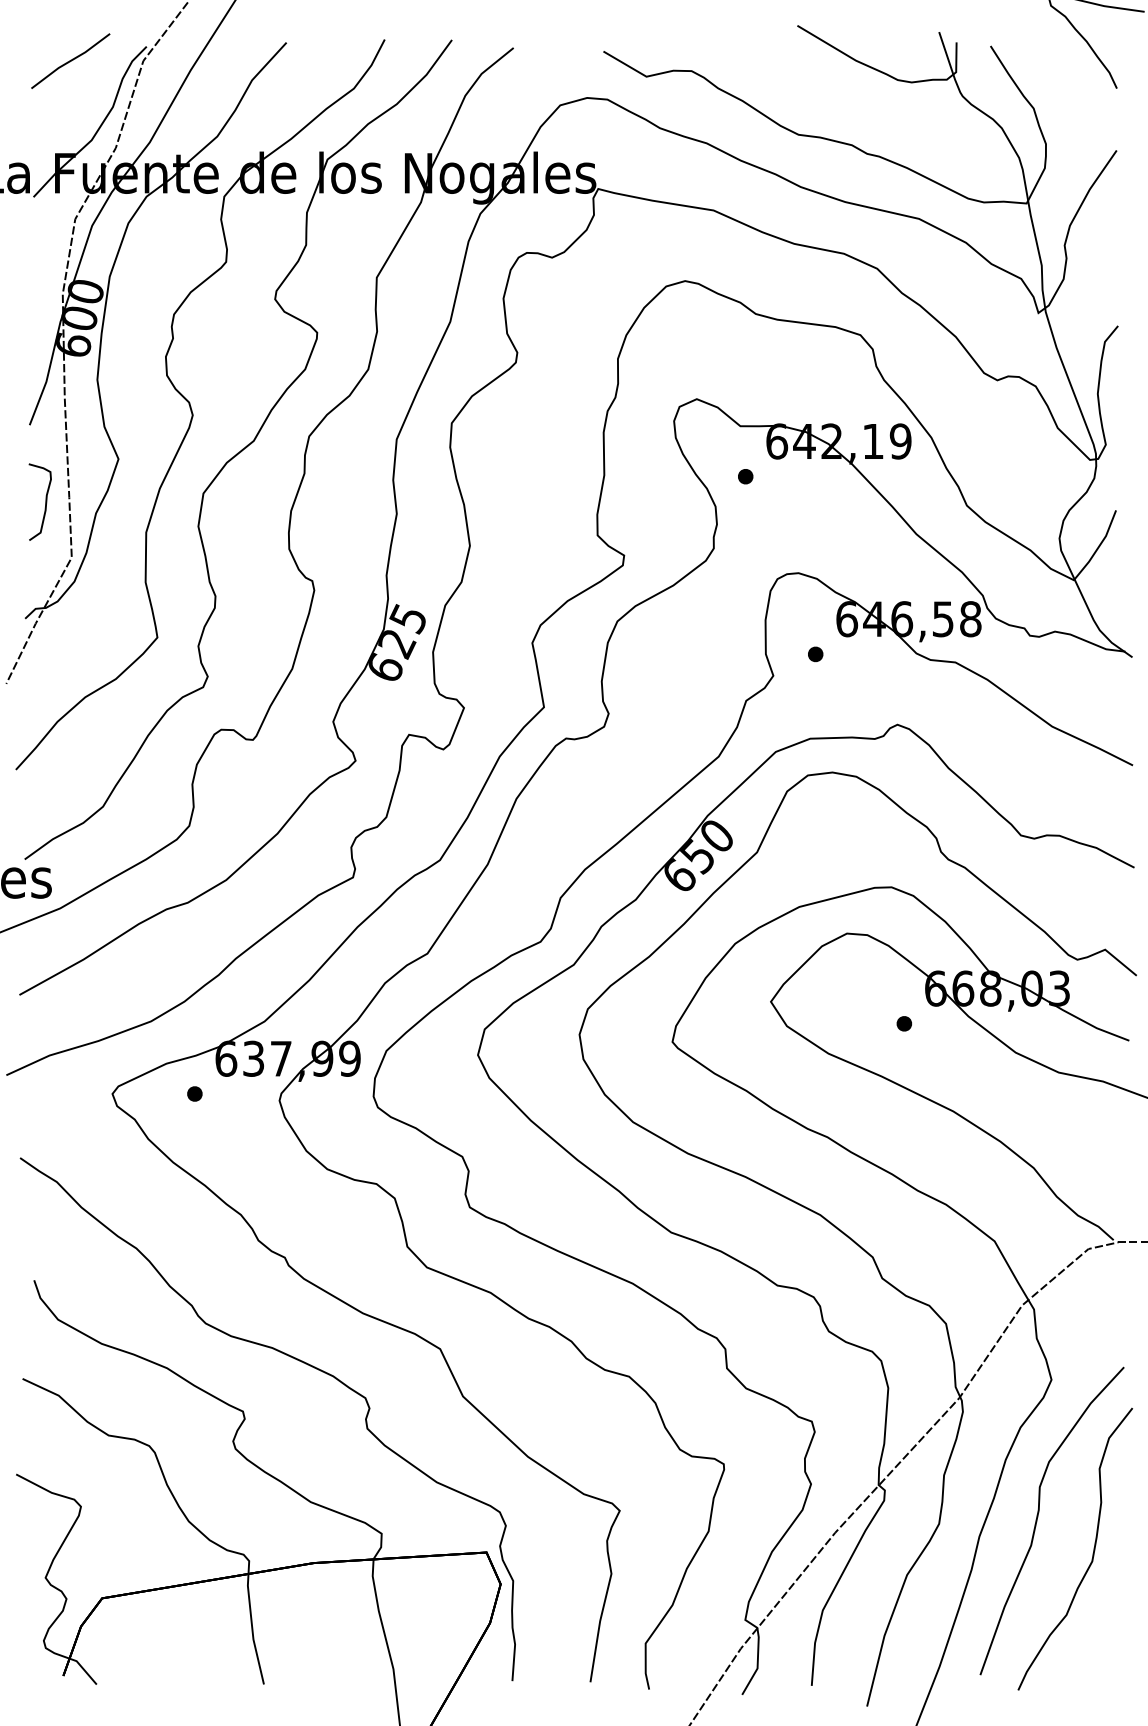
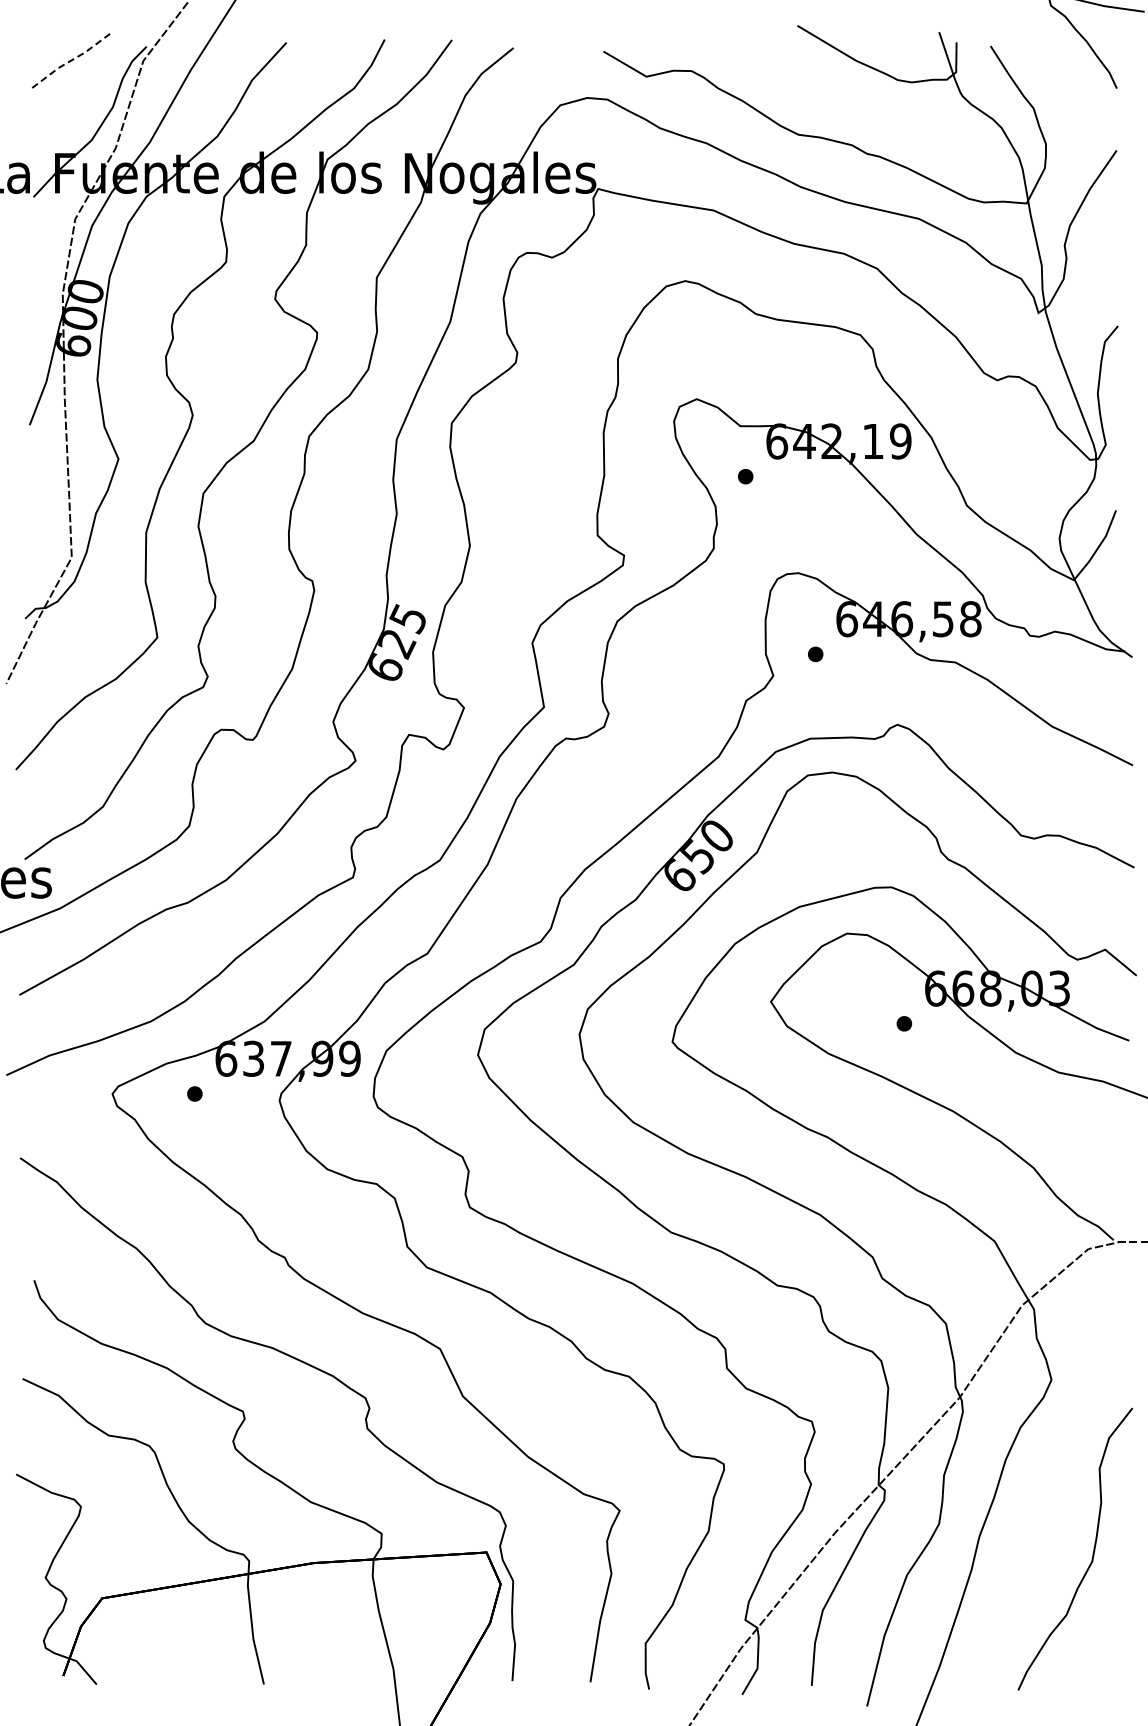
line: solid -> dashed (70, 61)
curve: present -> none (45, 501)
curve: present -> none (1038, 1517)
